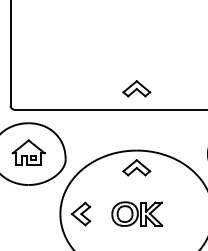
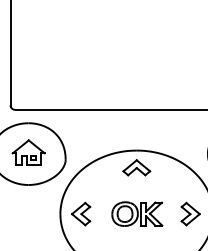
part: present -> none (136, 88)
part: none -> present (190, 213)
